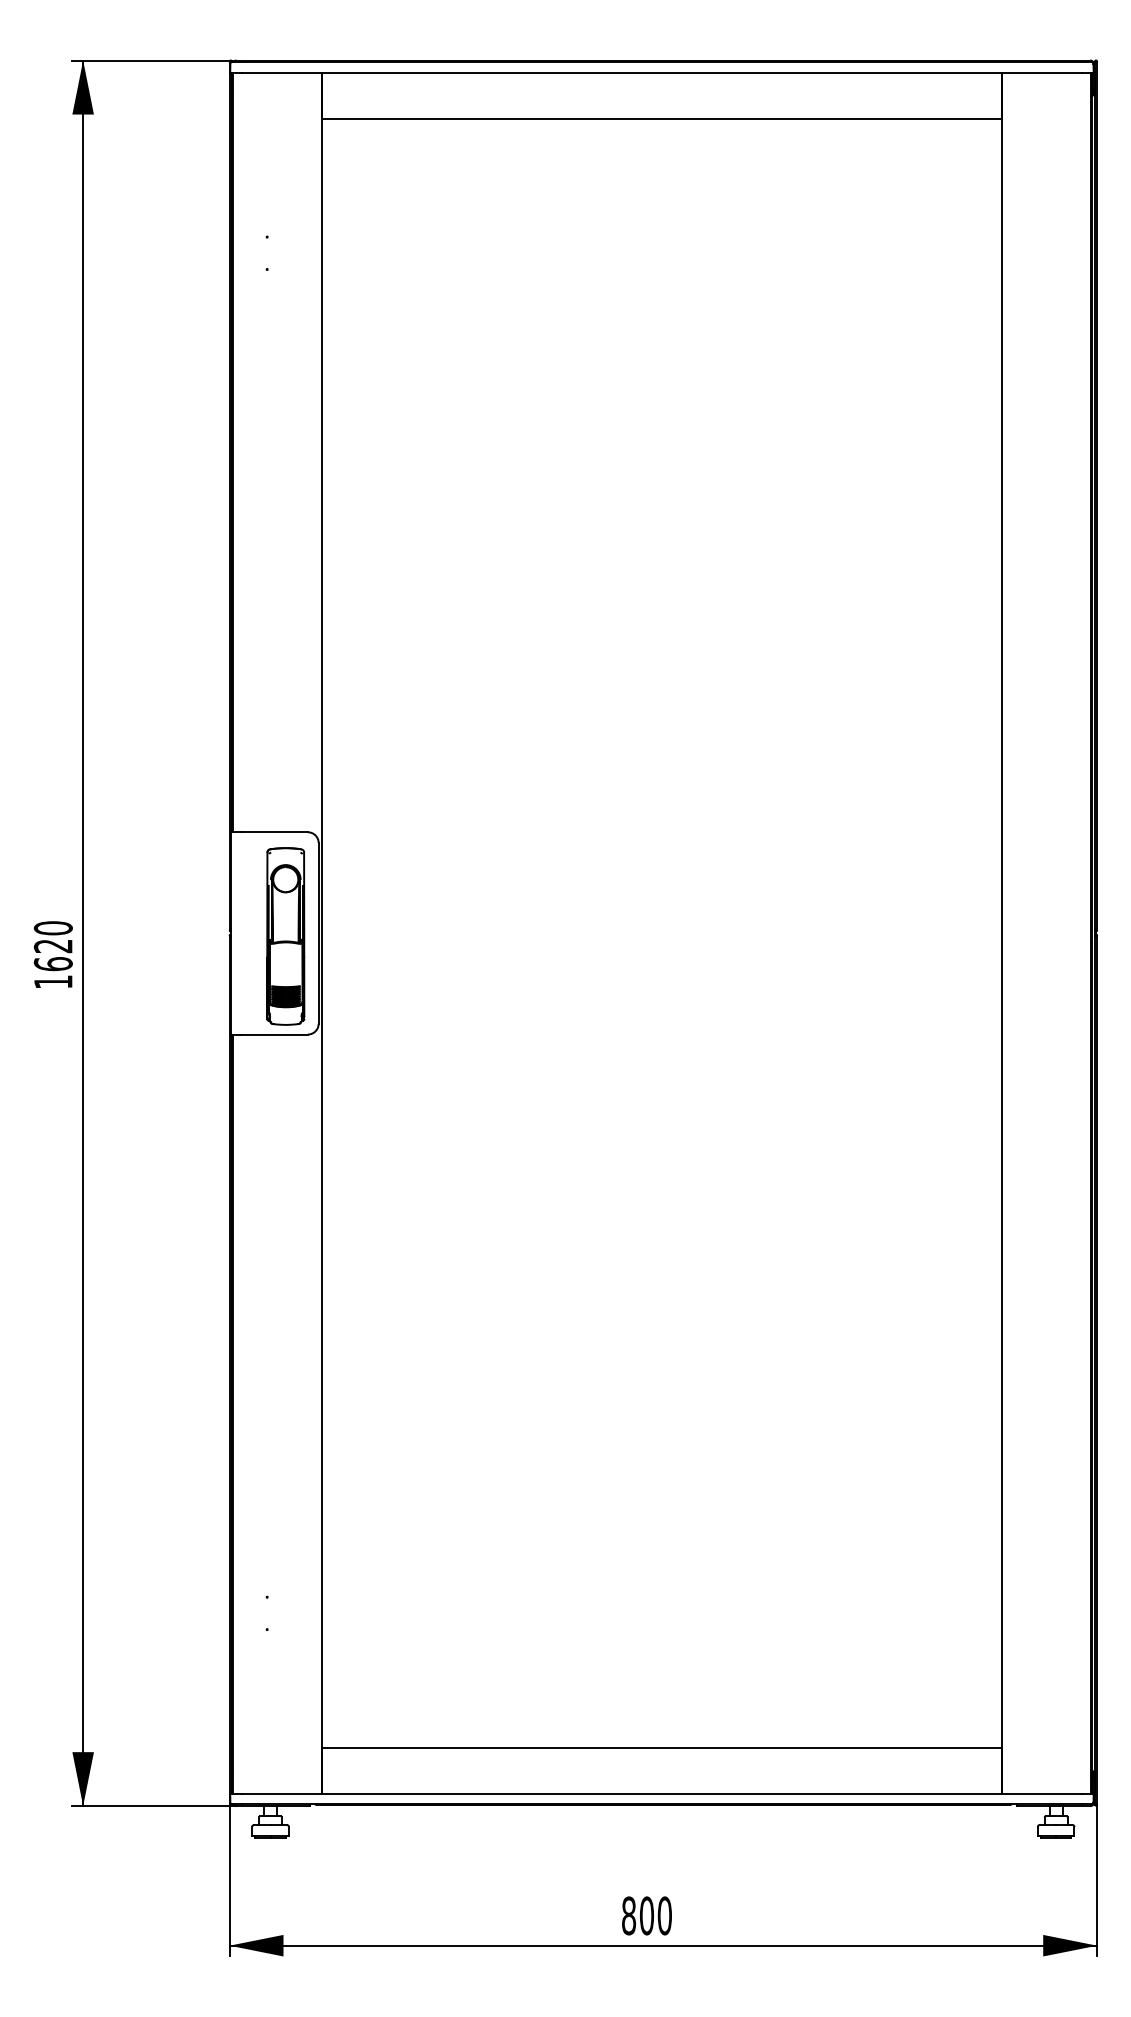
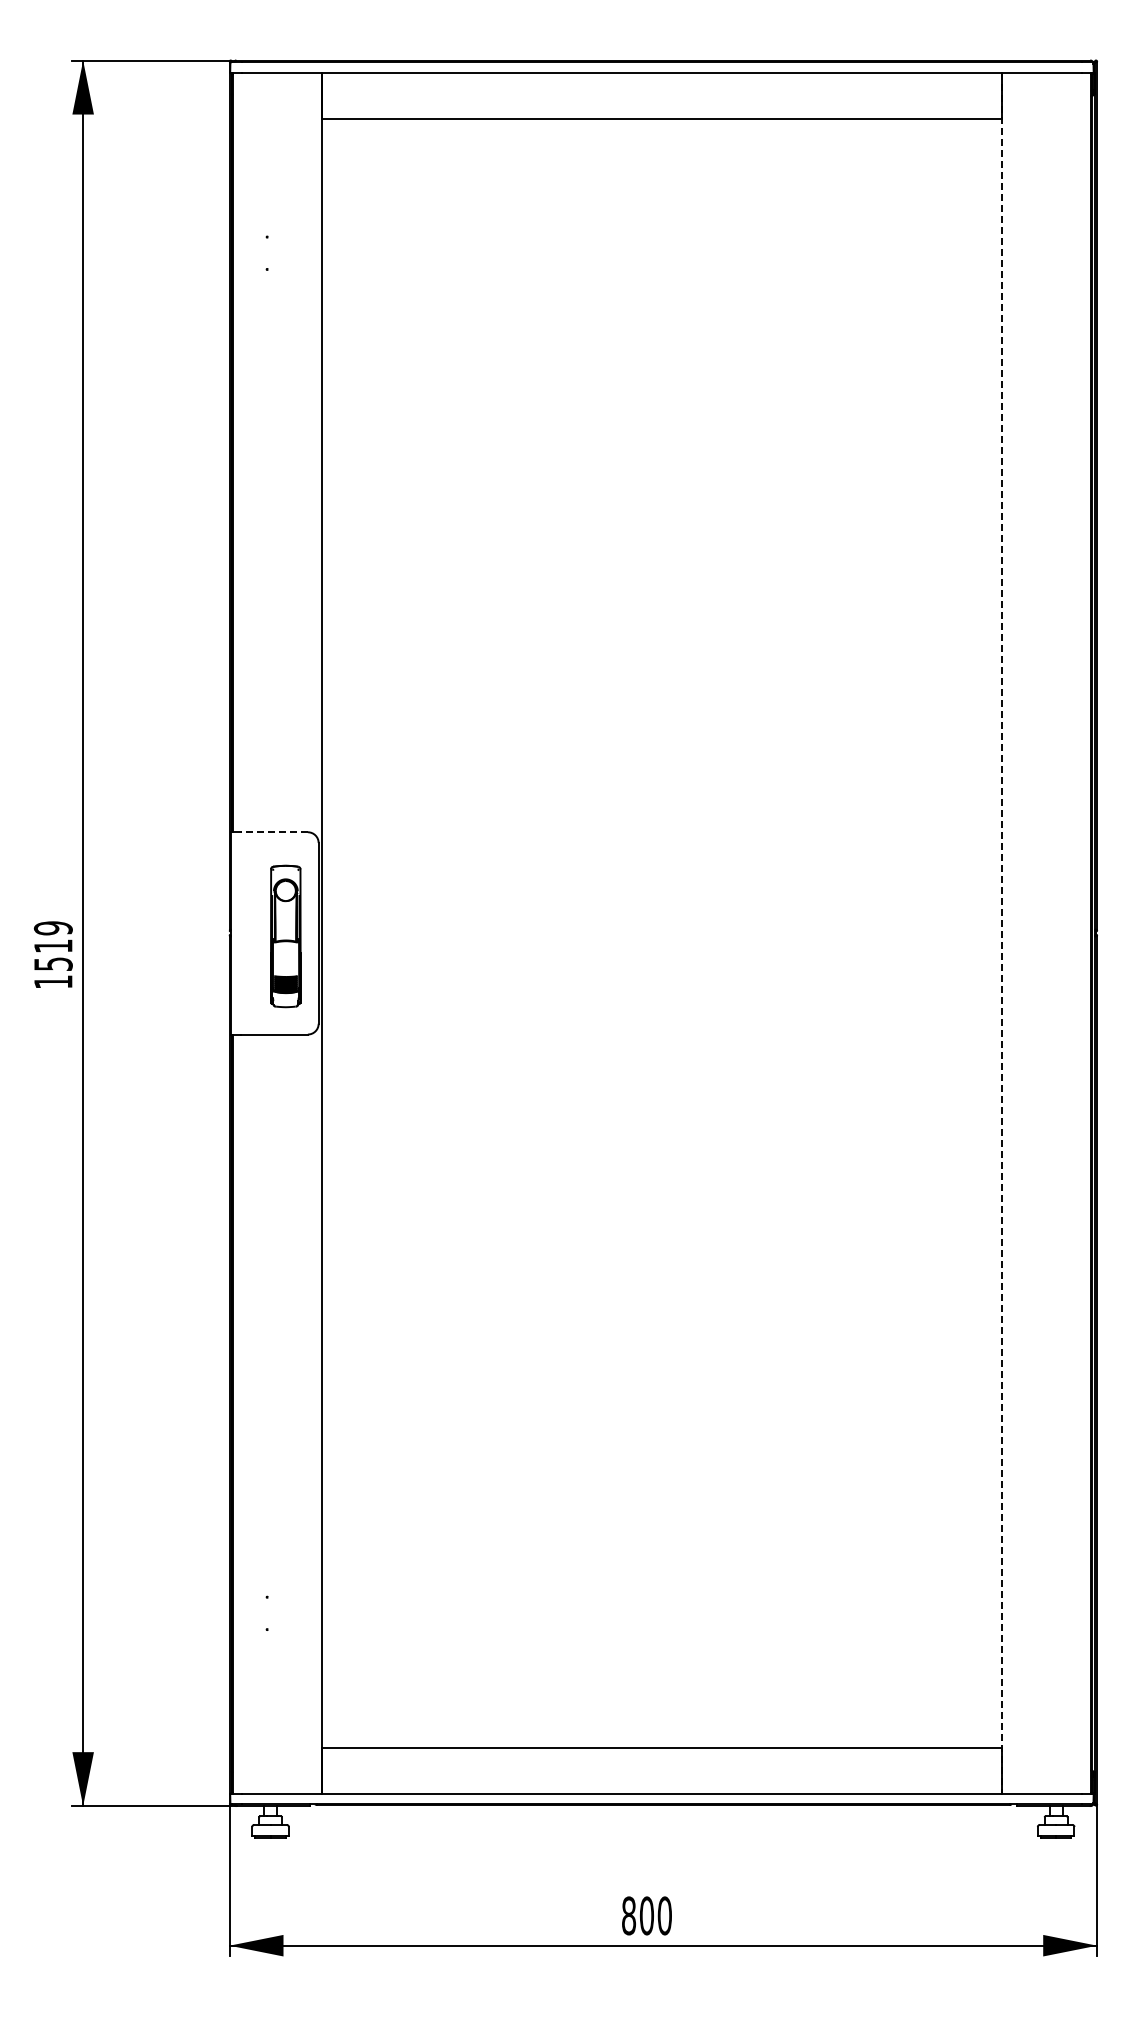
line: solid -> dashed (274, 832)
line: solid -> dashed (1002, 933)
part size: 40x179 px -> 32x145 px (285, 936)
text: 1620 -> 1519 (52, 946)
